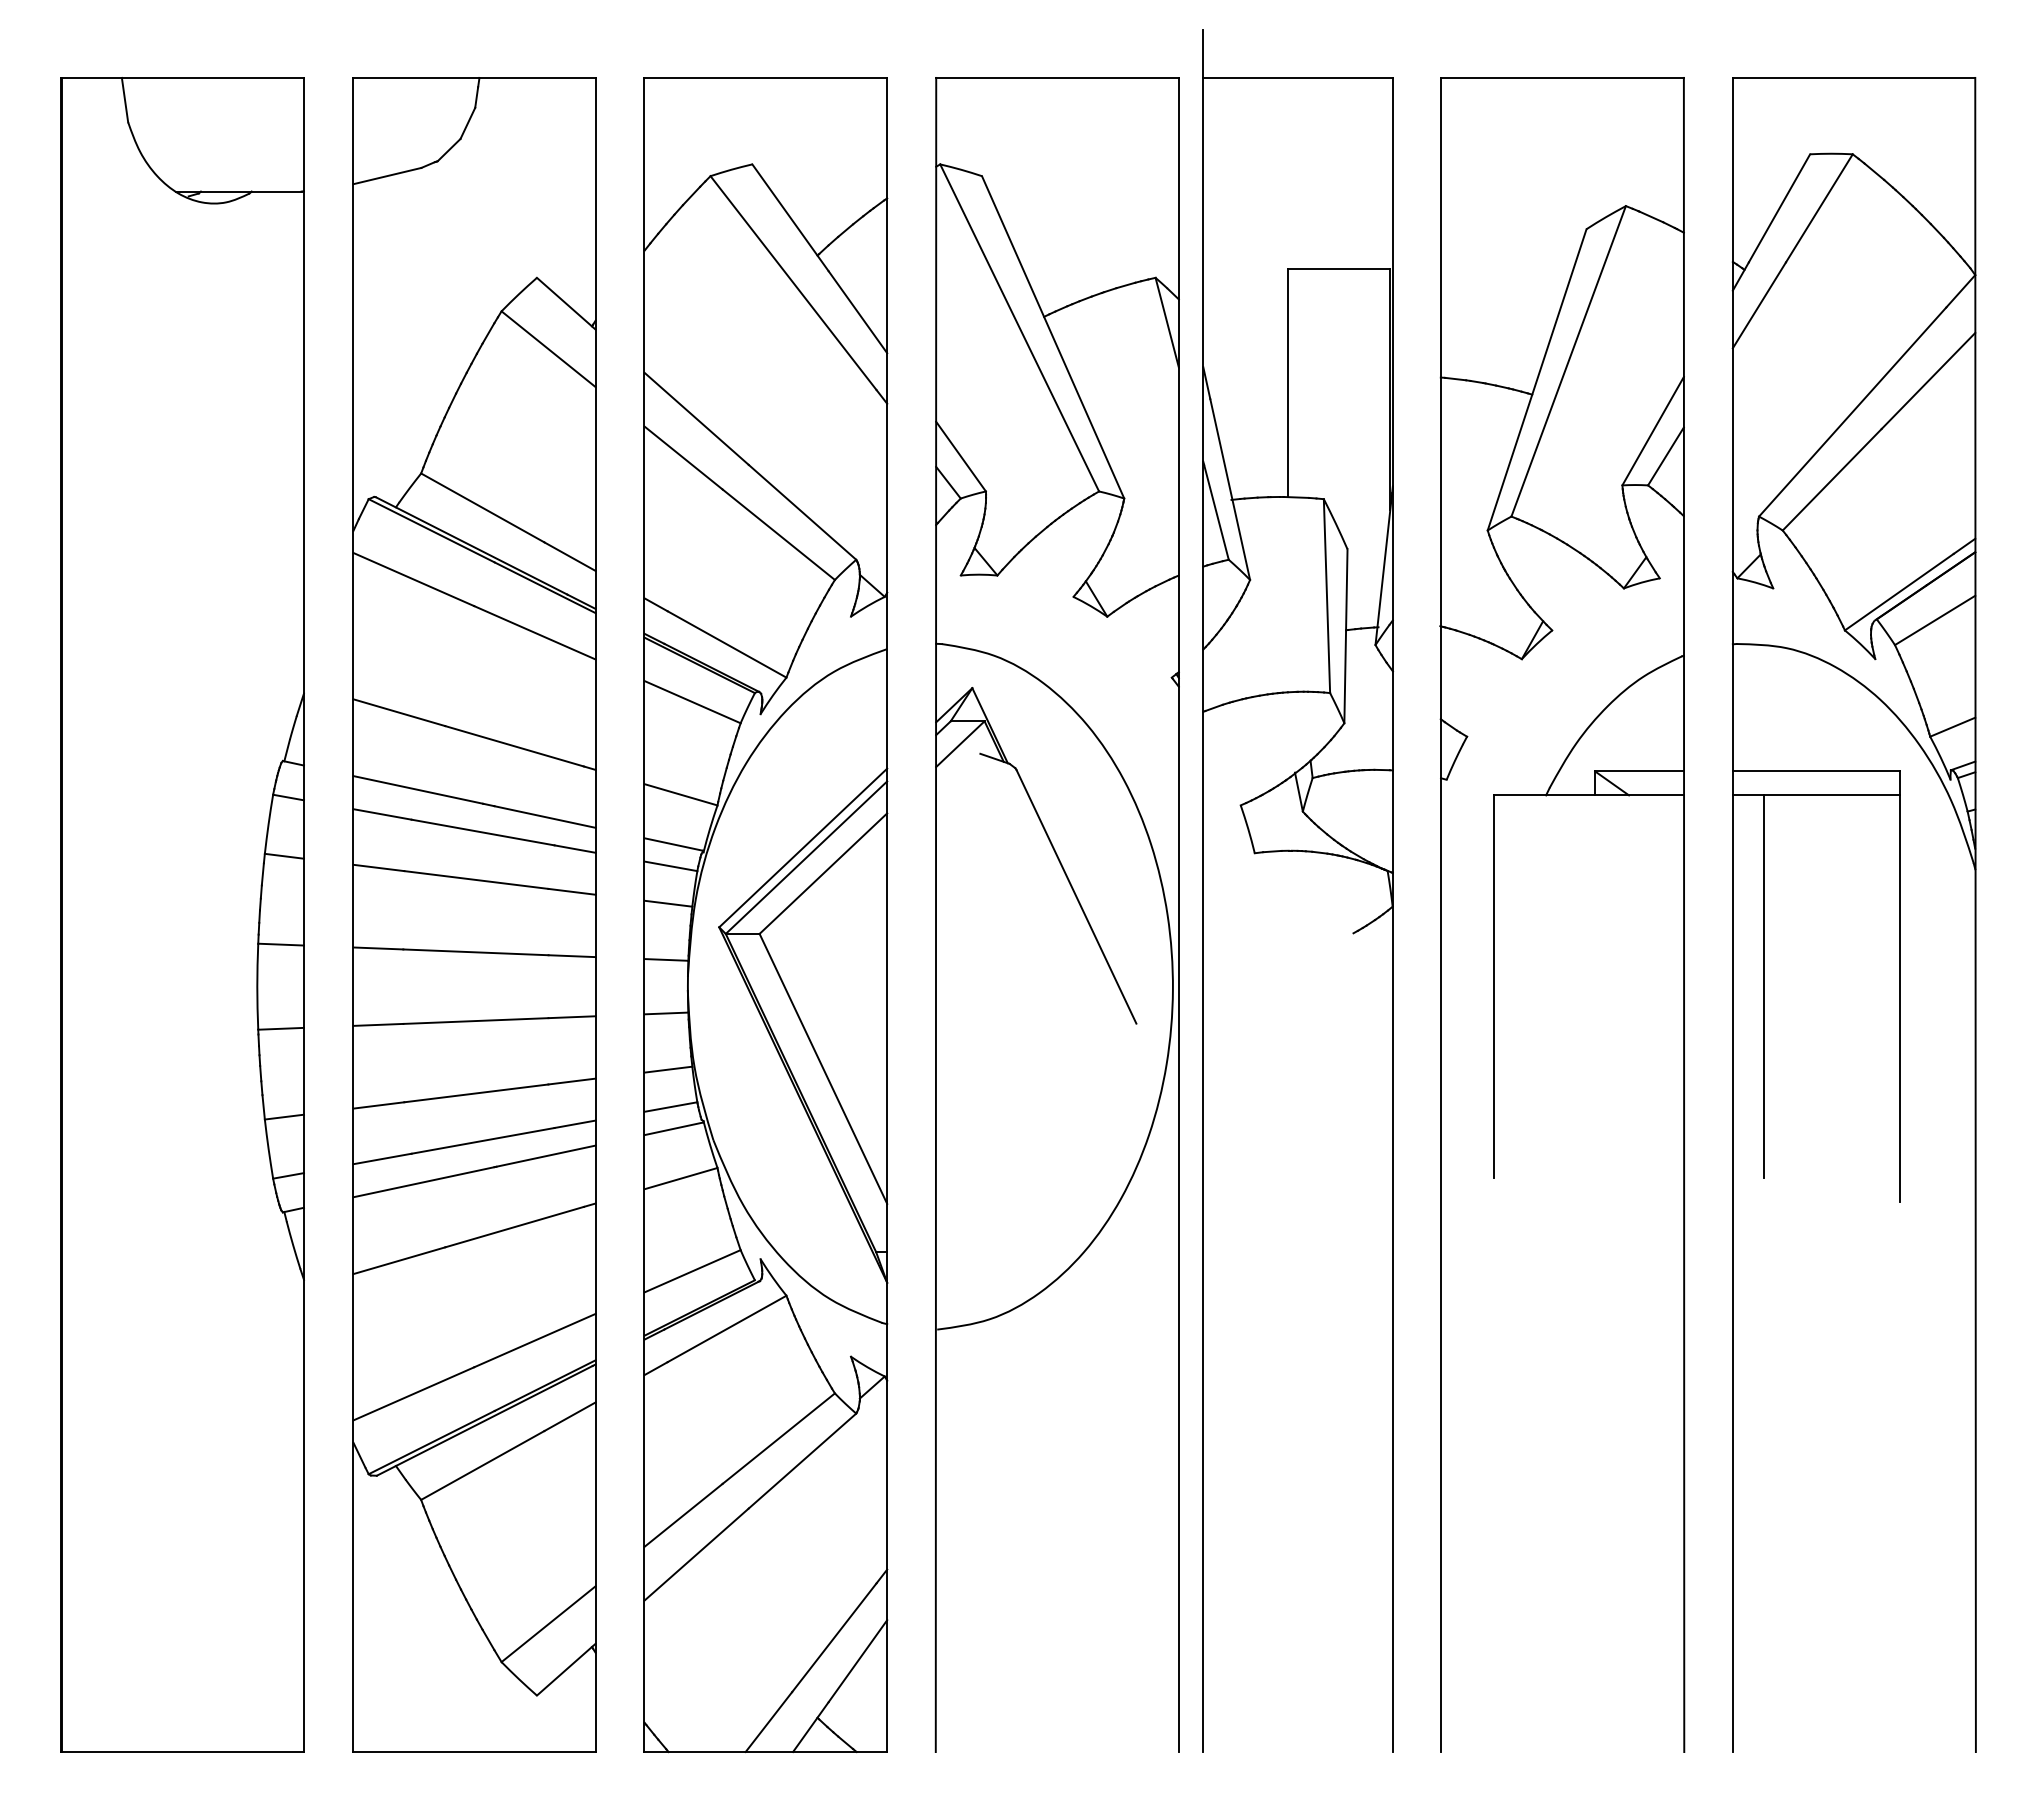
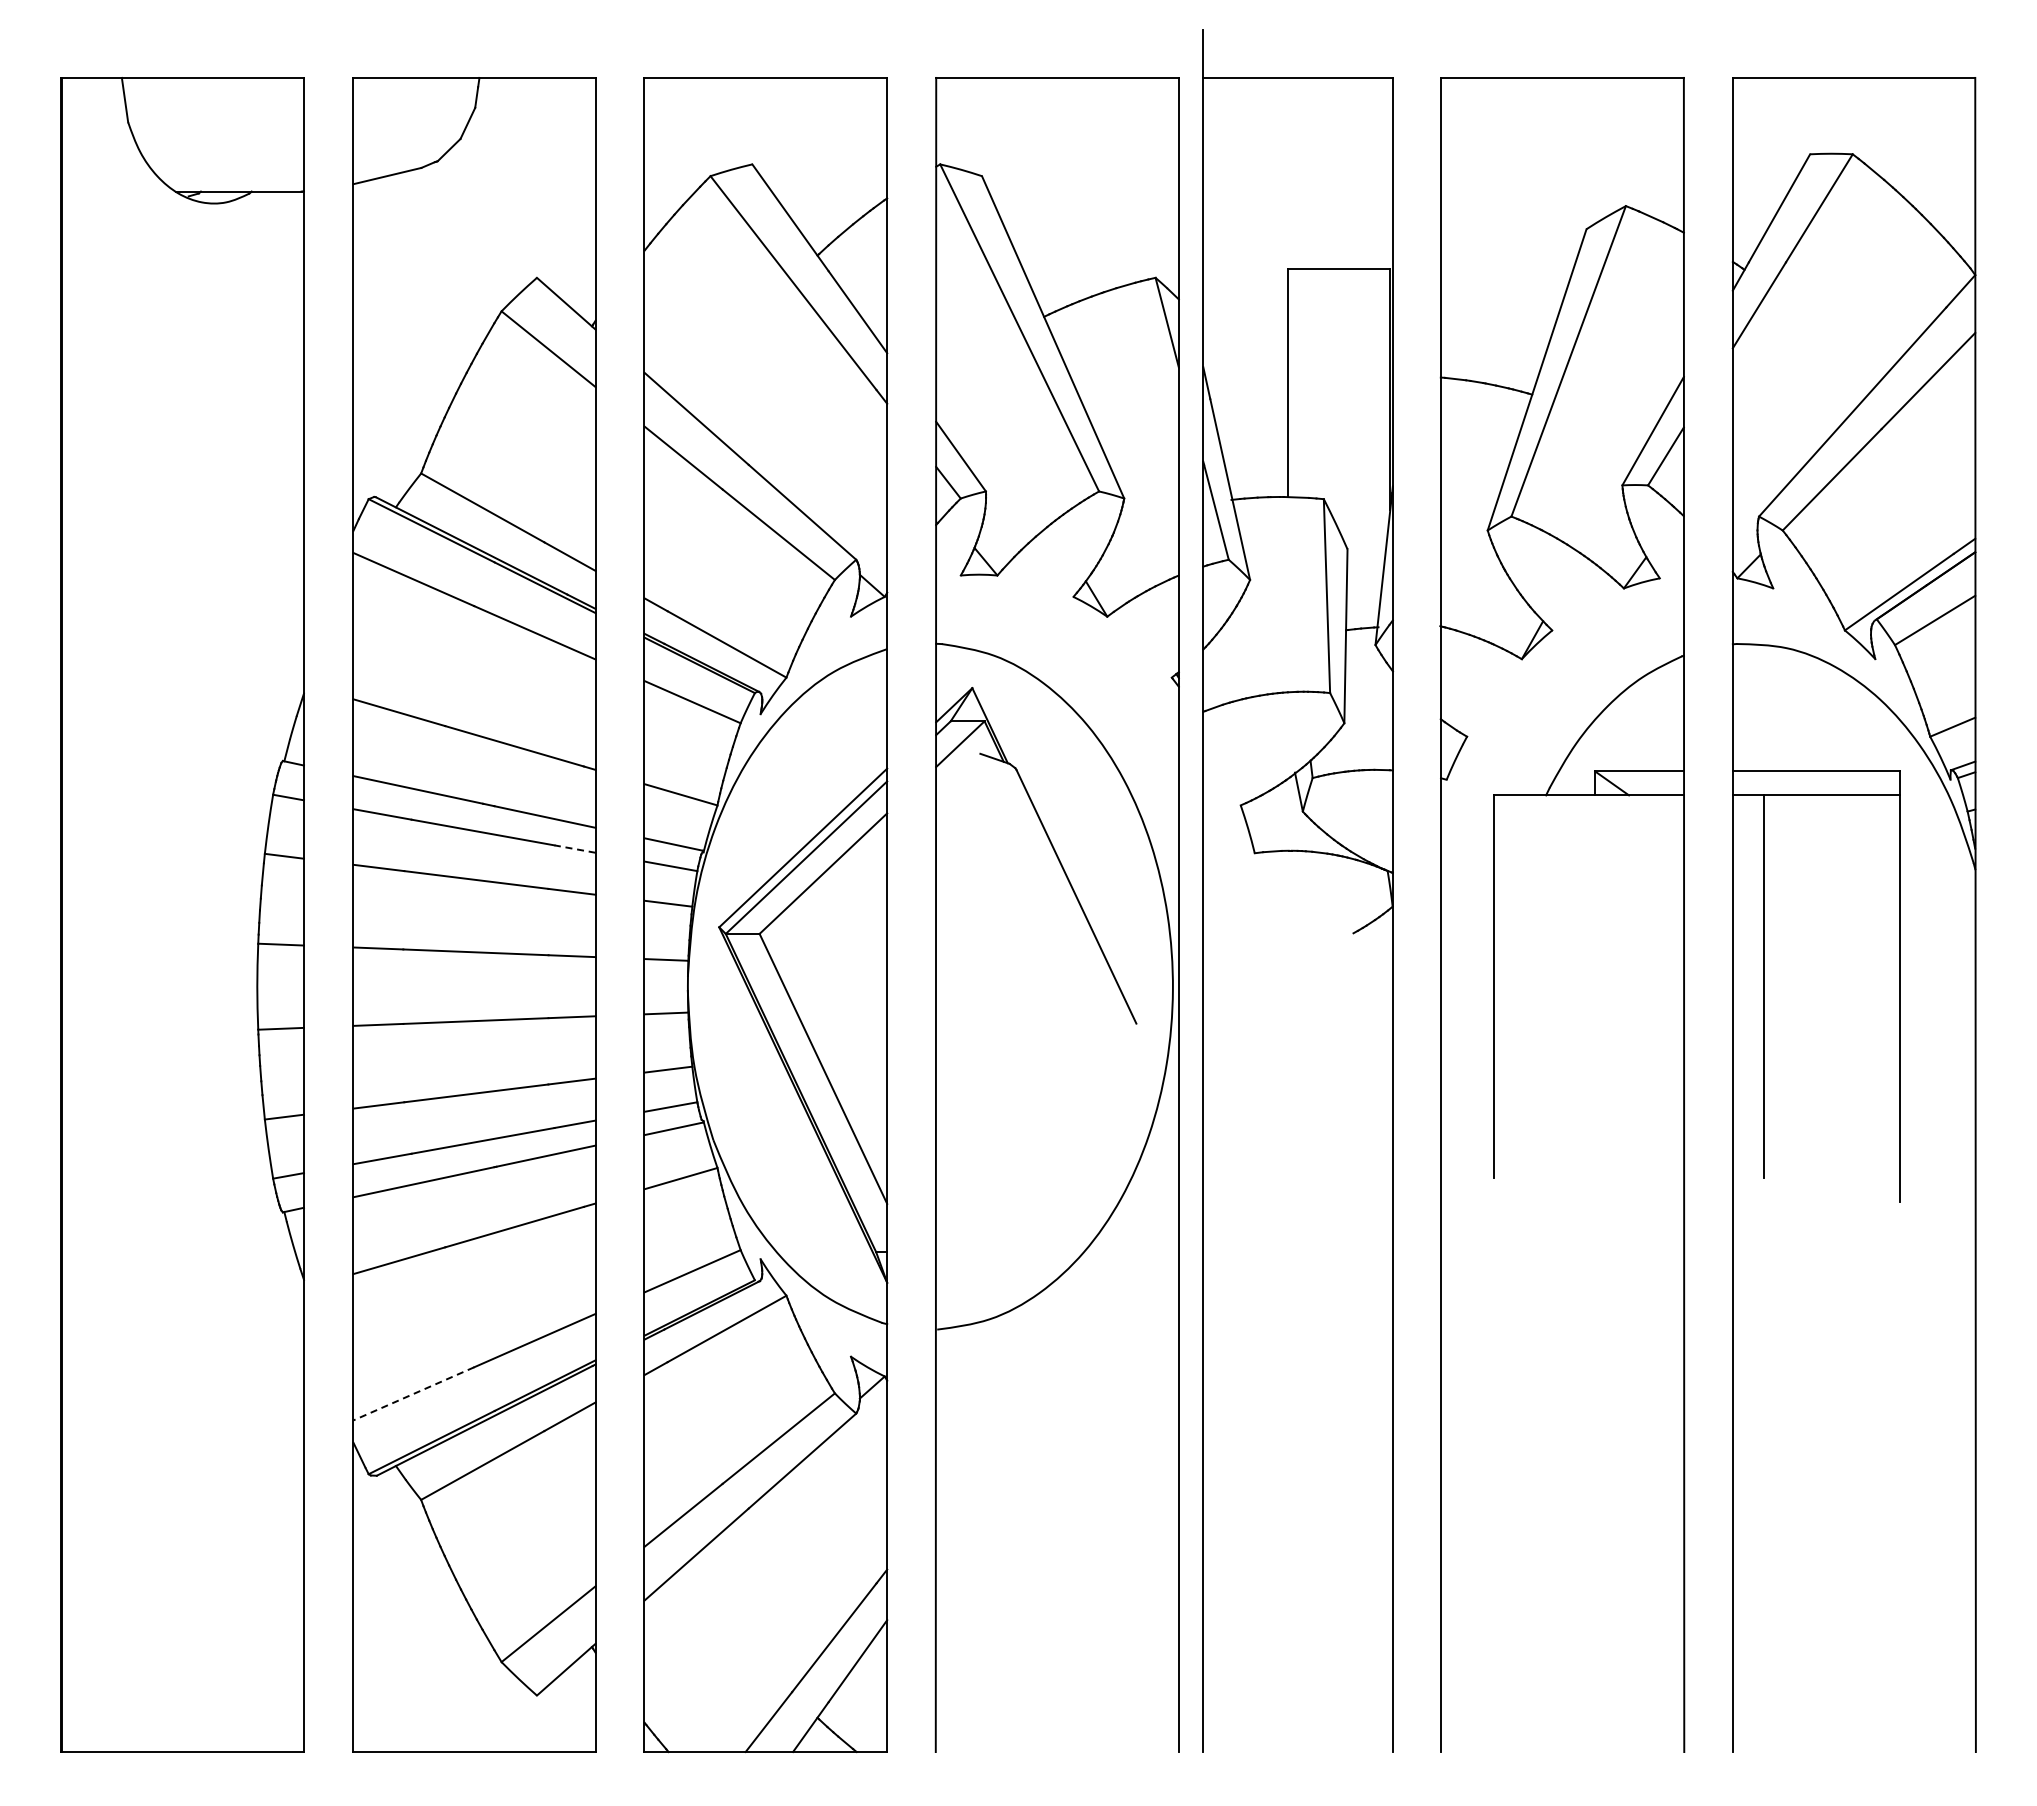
line: solid -> dashed (575, 849)
line: solid -> dashed (413, 1393)
